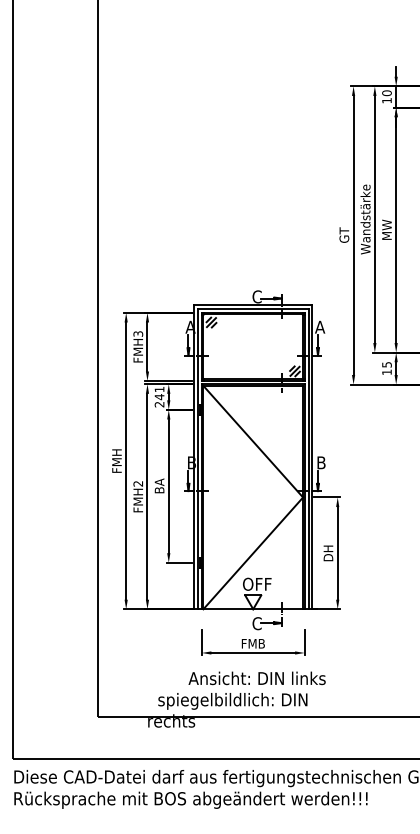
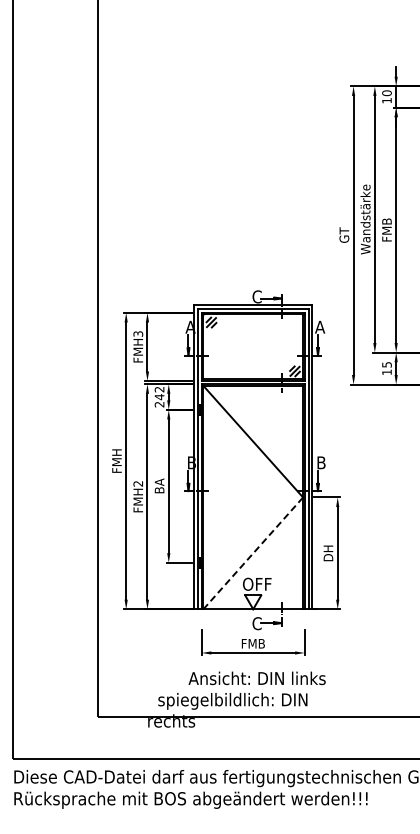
text: MW -> FMB (386, 229)
text: 241 -> 242 (159, 389)
line: solid -> dashed (253, 553)
